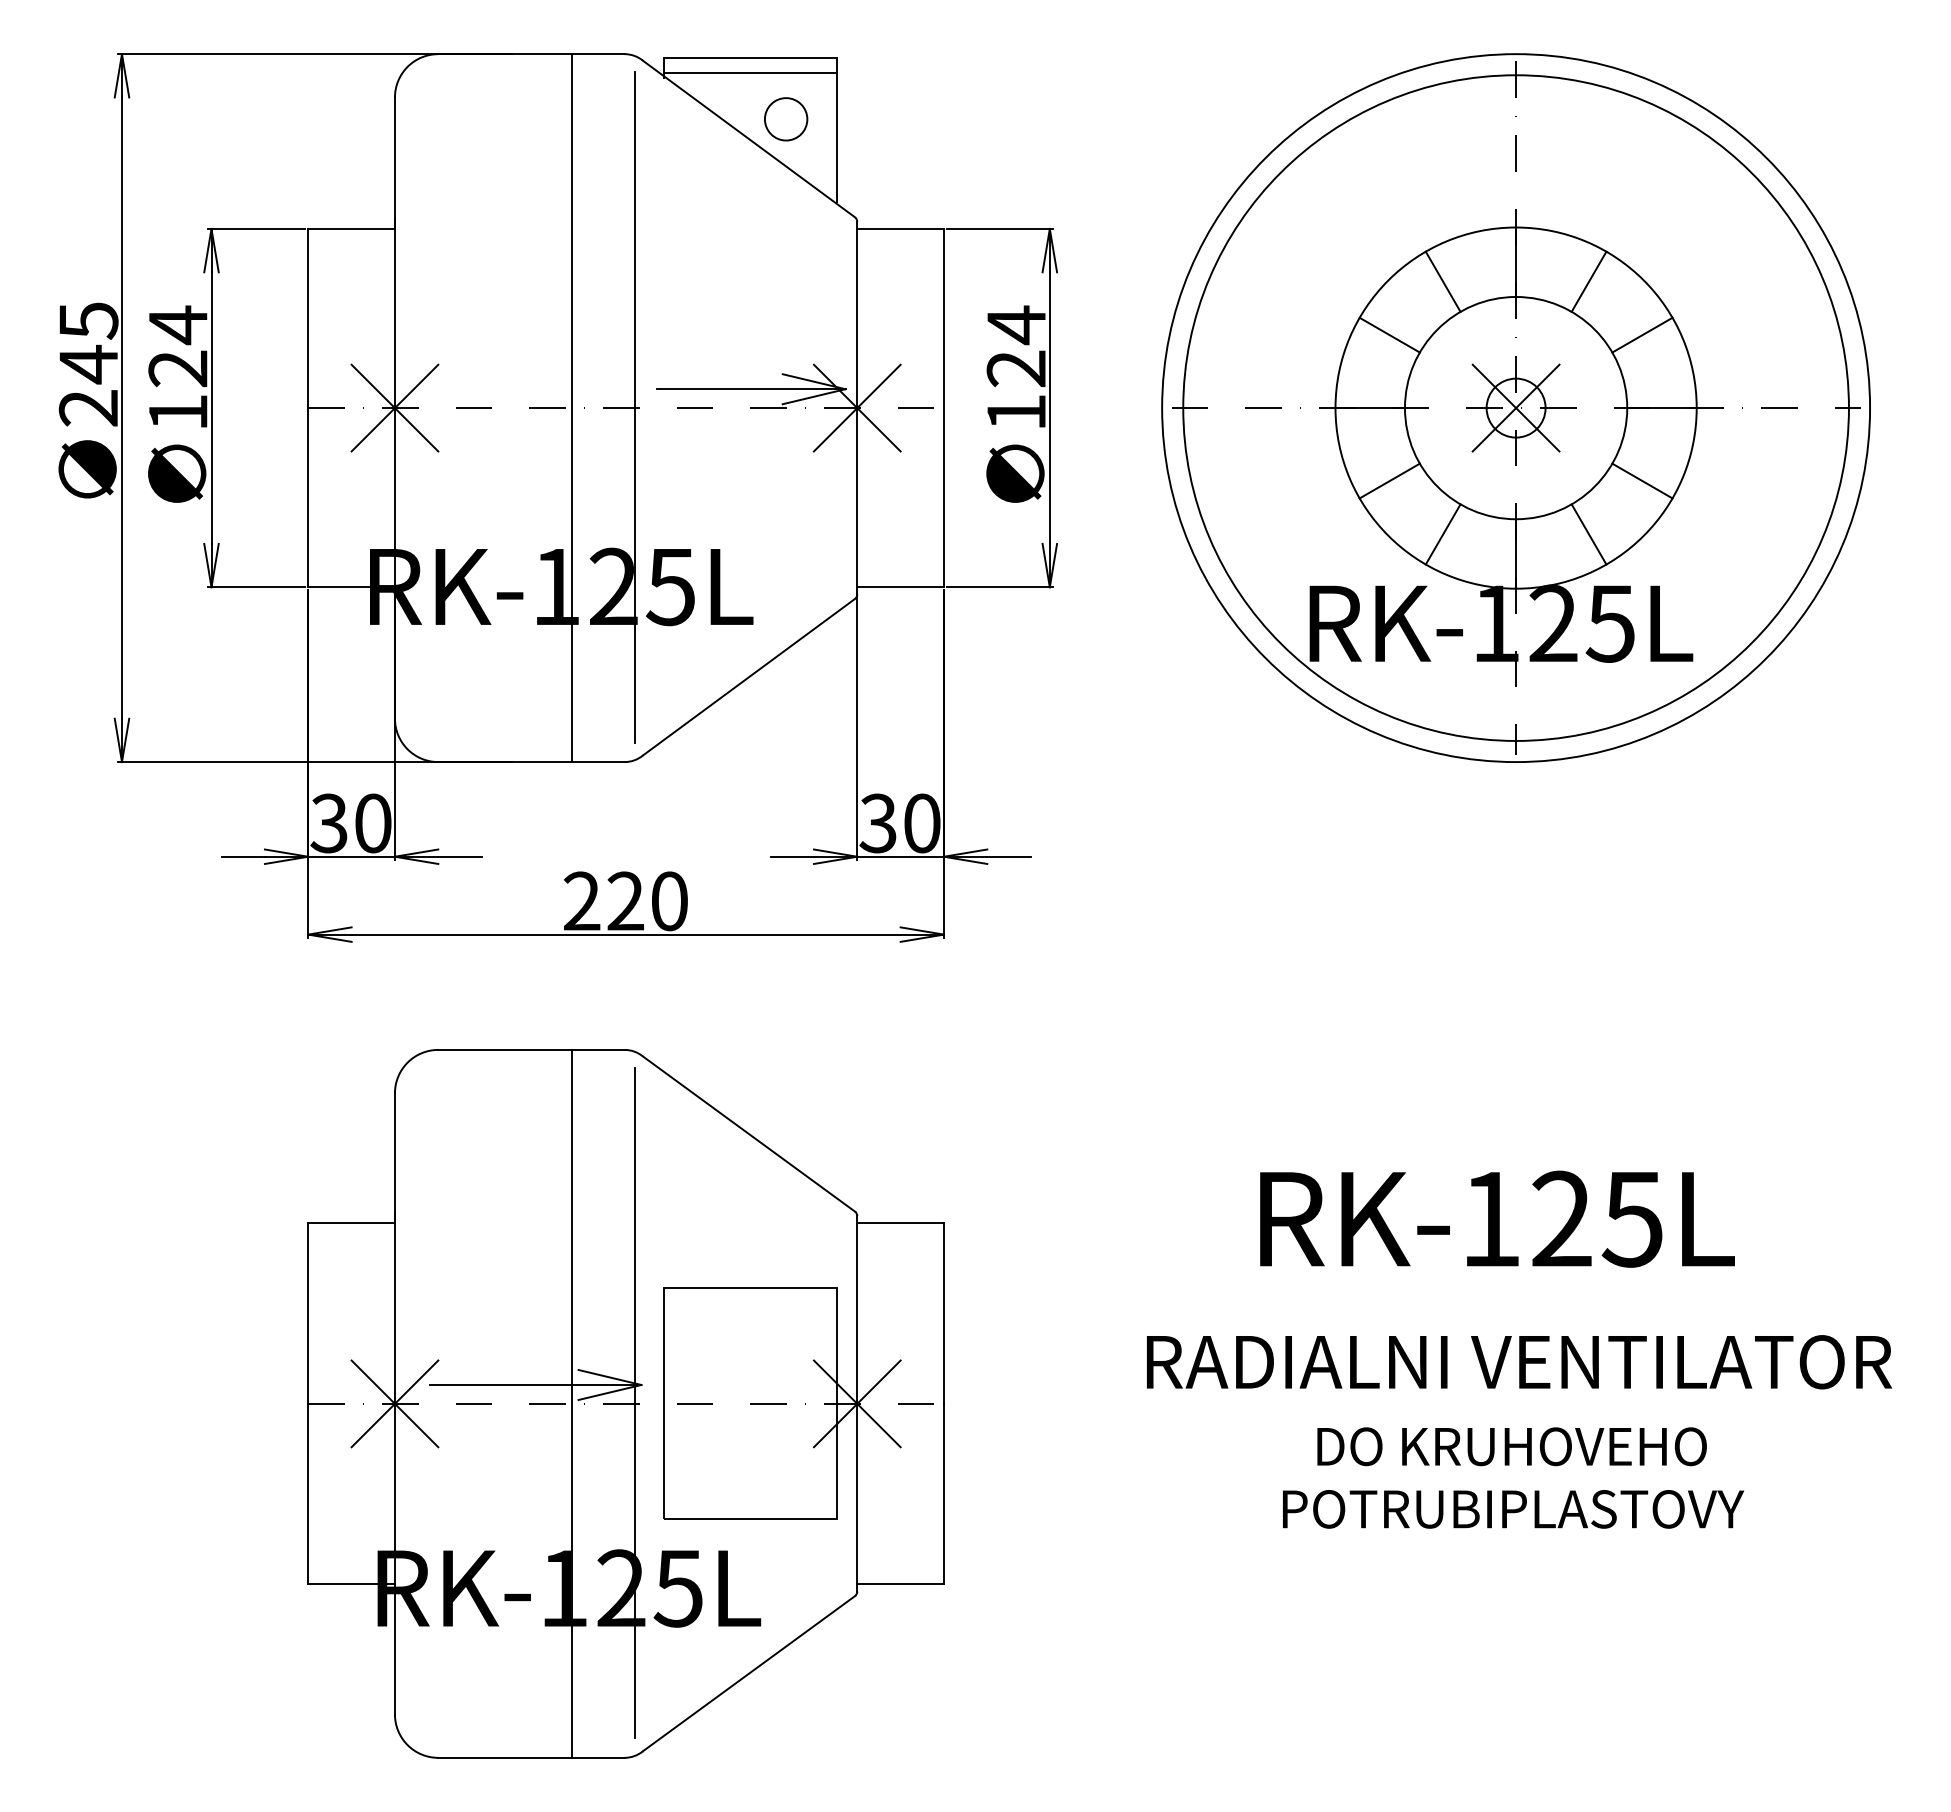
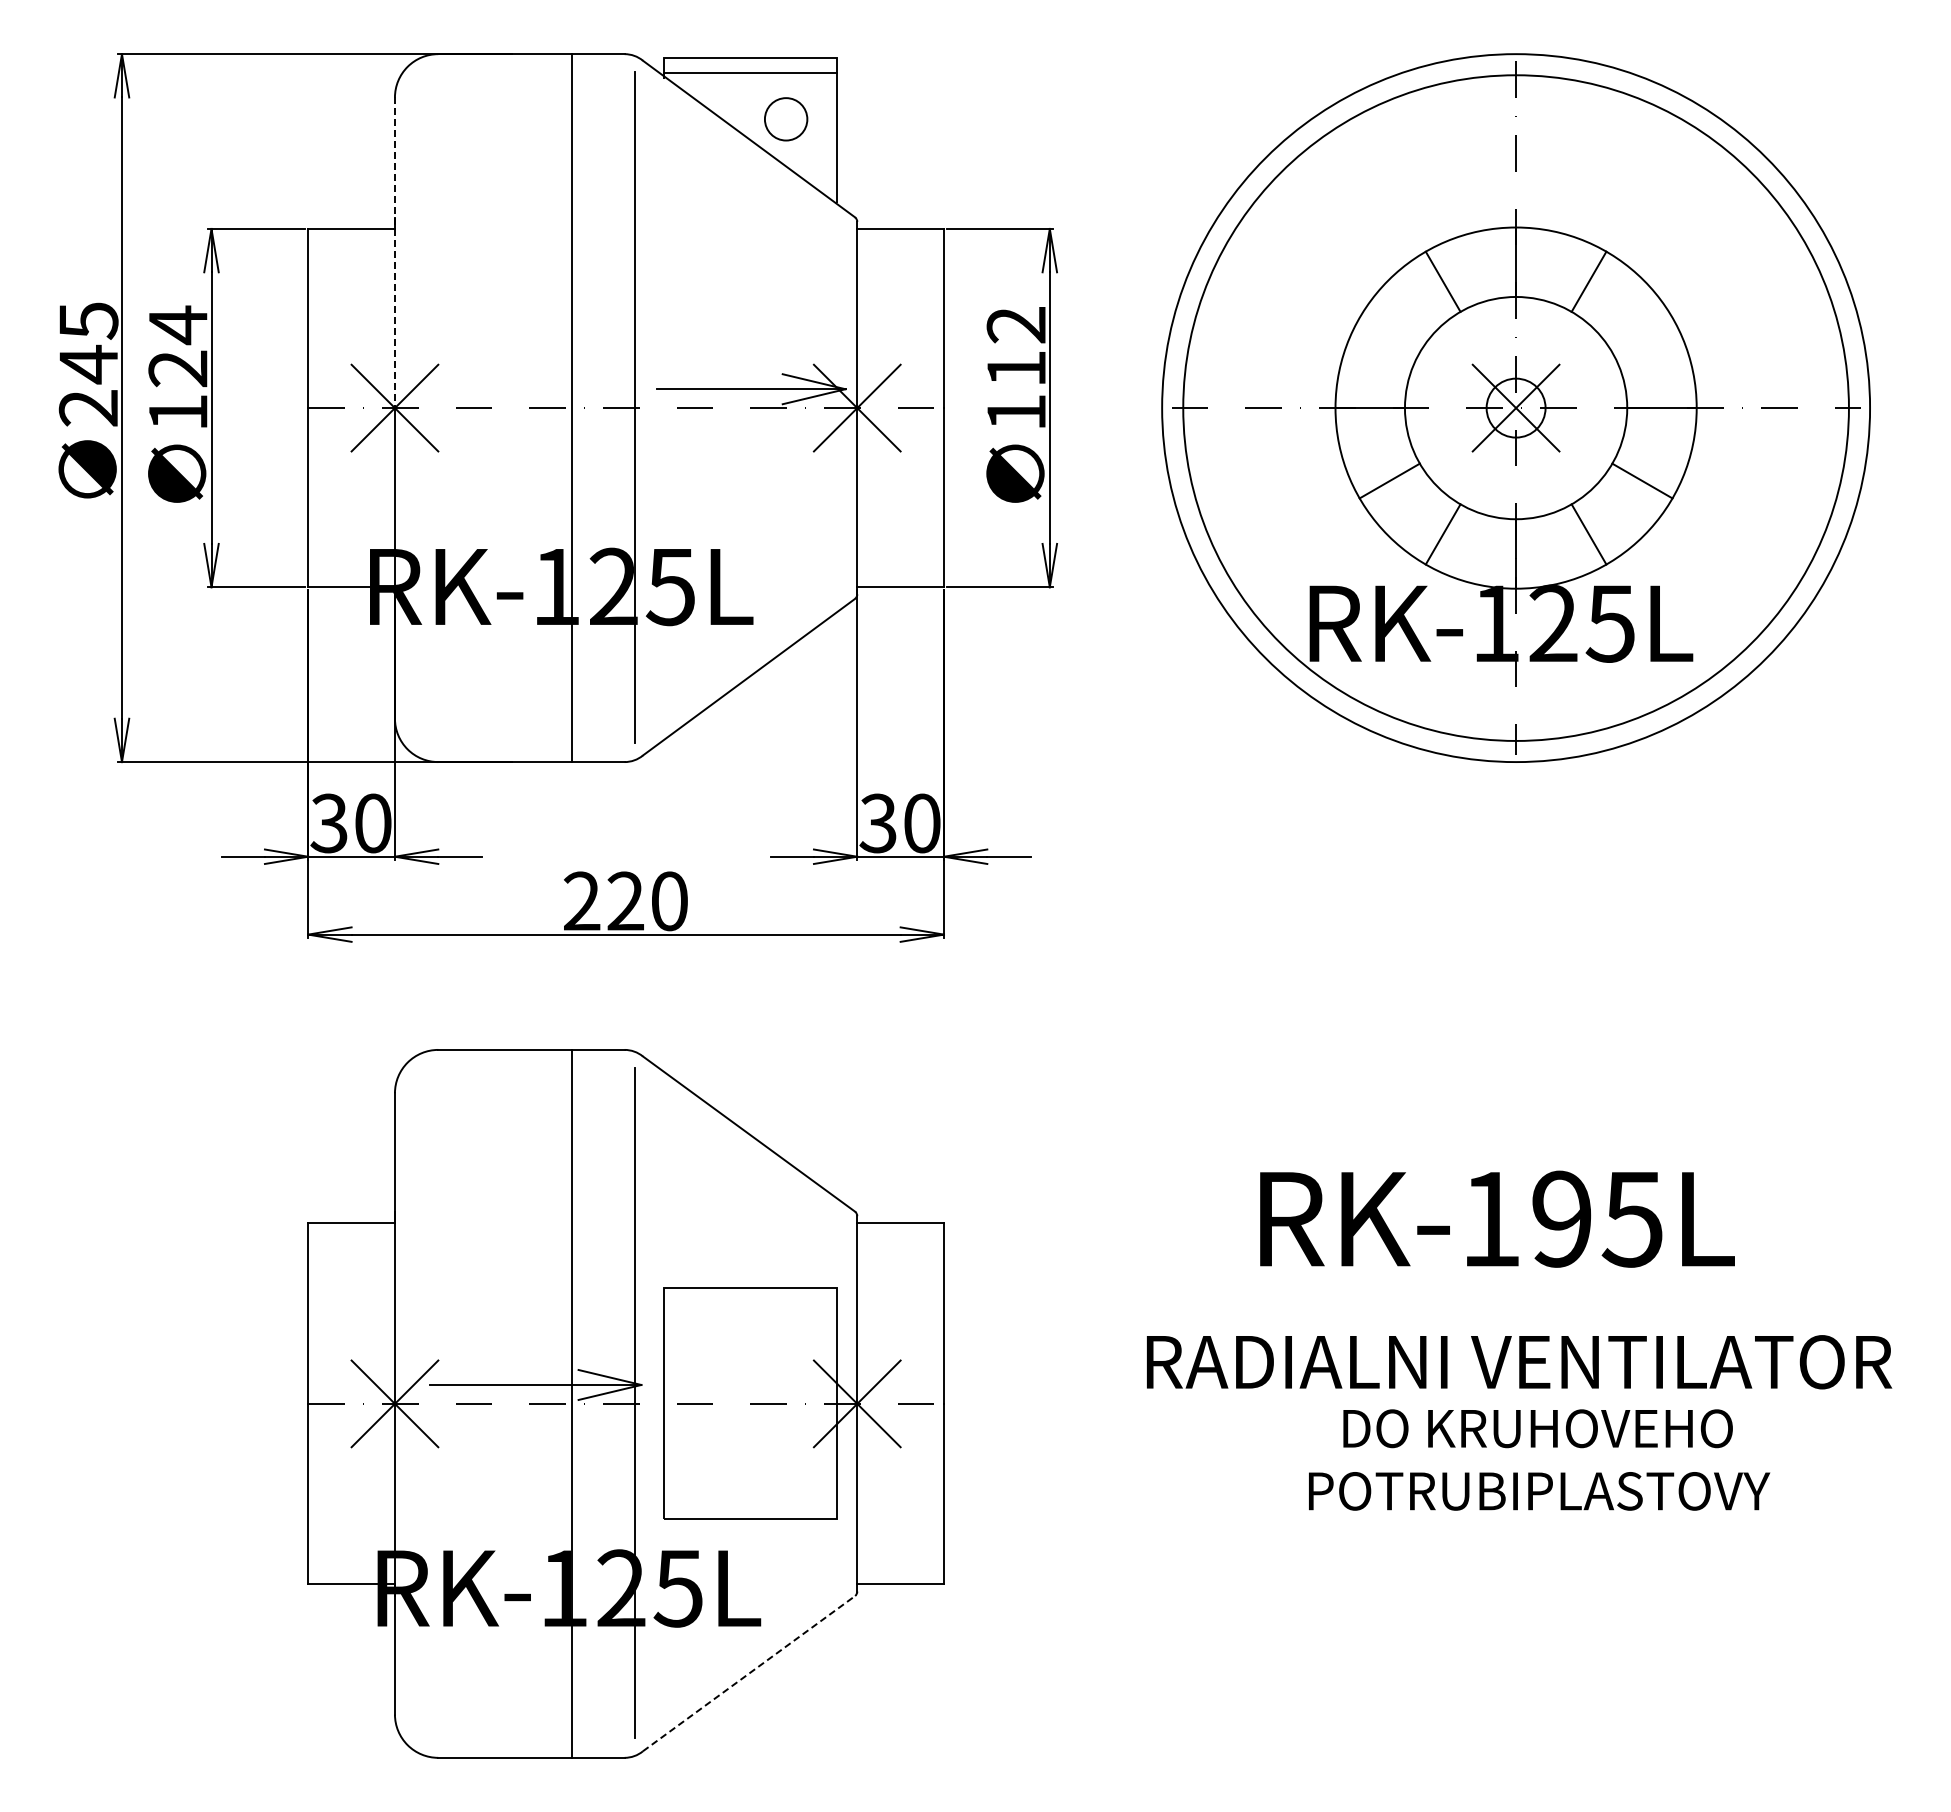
line: solid -> dashed (394, 253)
line: present -> none (1389, 334)
line: present -> none (1642, 334)
text: 124 -> 112 (1015, 346)
text: RK-125L -> RK-195L (1561, 1219)
text position: (1513, 1477) -> (1539, 1459) (1539, 1459)
line: solid -> dashed (749, 1673)
